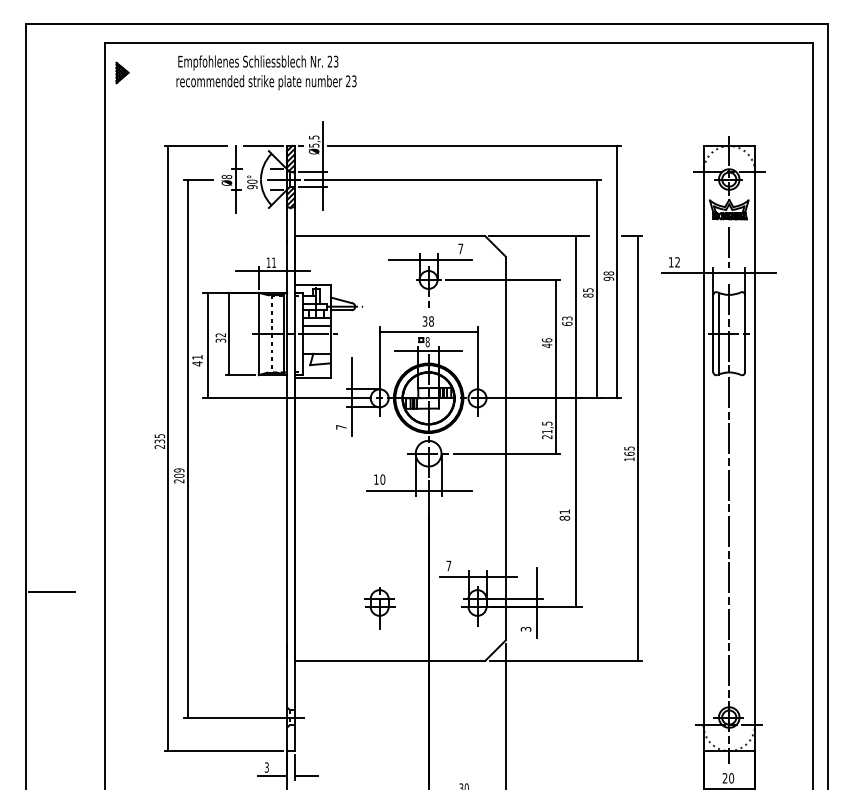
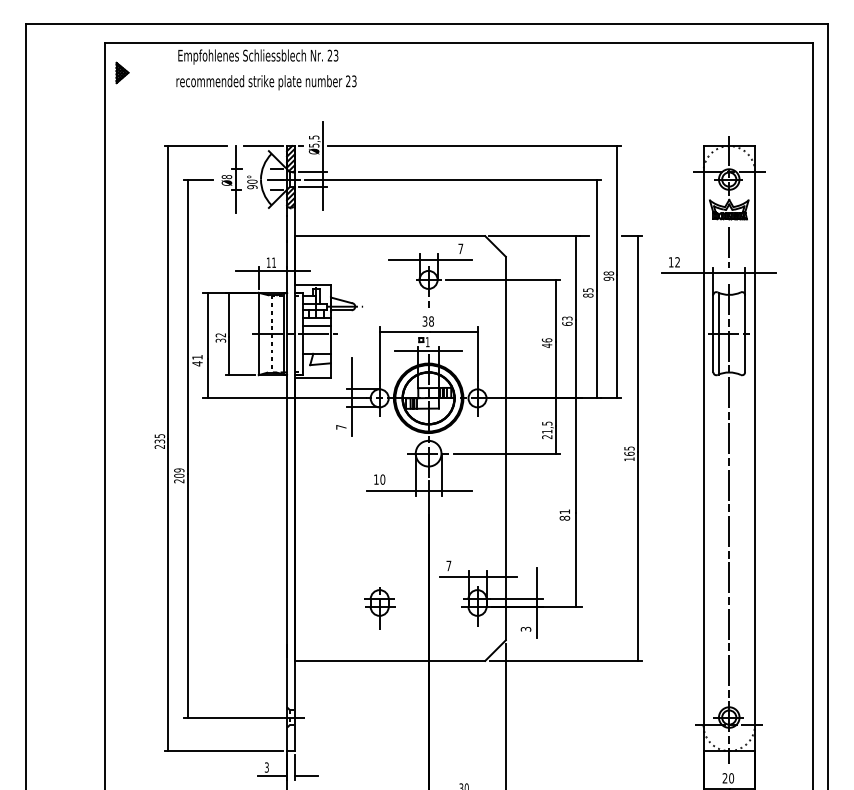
text position: (258, 62) -> (258, 56) (258, 56)
text: 8 -> 1 (427, 342)
line: present -> none (51, 592)
